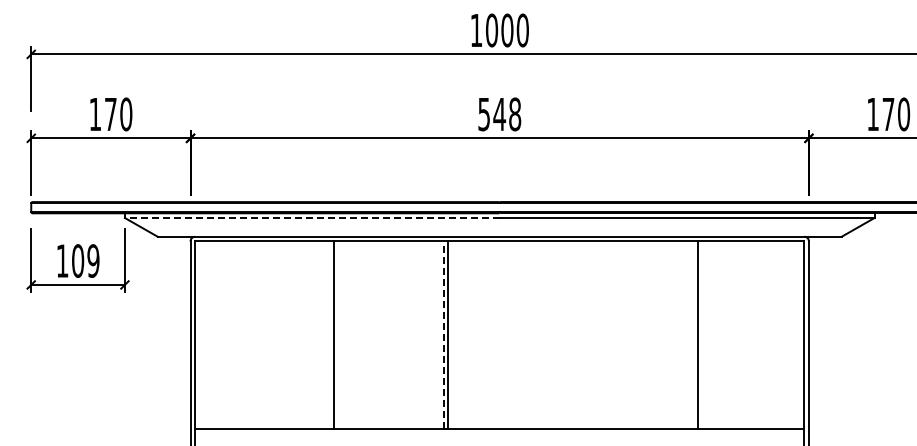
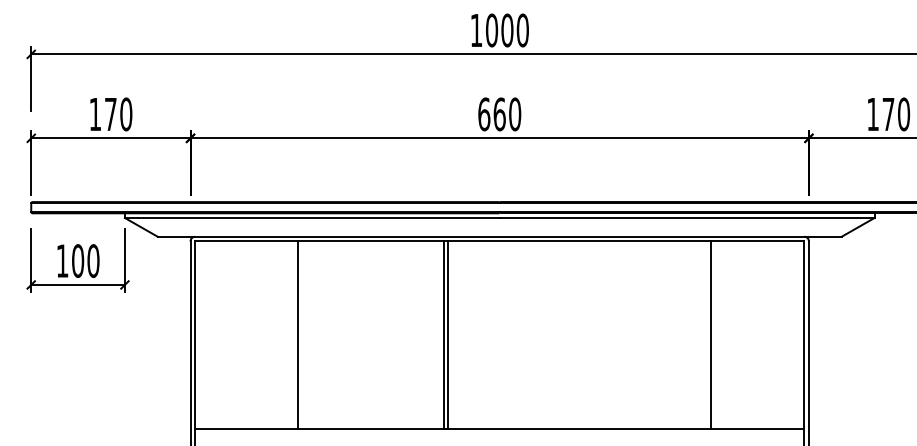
text: 548 -> 660 (499, 114)
line: dashed -> solid (311, 218)
text: 109 -> 100 (93, 260)
line position: (334, 334) -> (298, 334) (298, 334)
line position: (697, 334) -> (710, 334) (710, 334)
line: dashed -> solid (443, 335)
